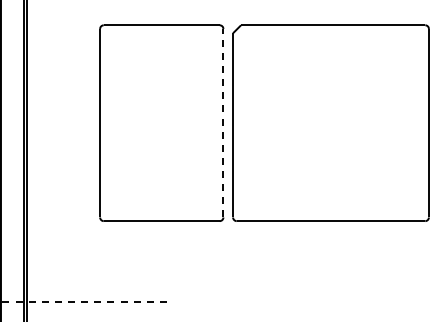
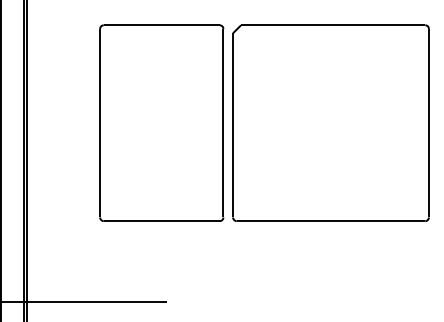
line: dashed -> solid (223, 122)
line: dashed -> solid (83, 301)
